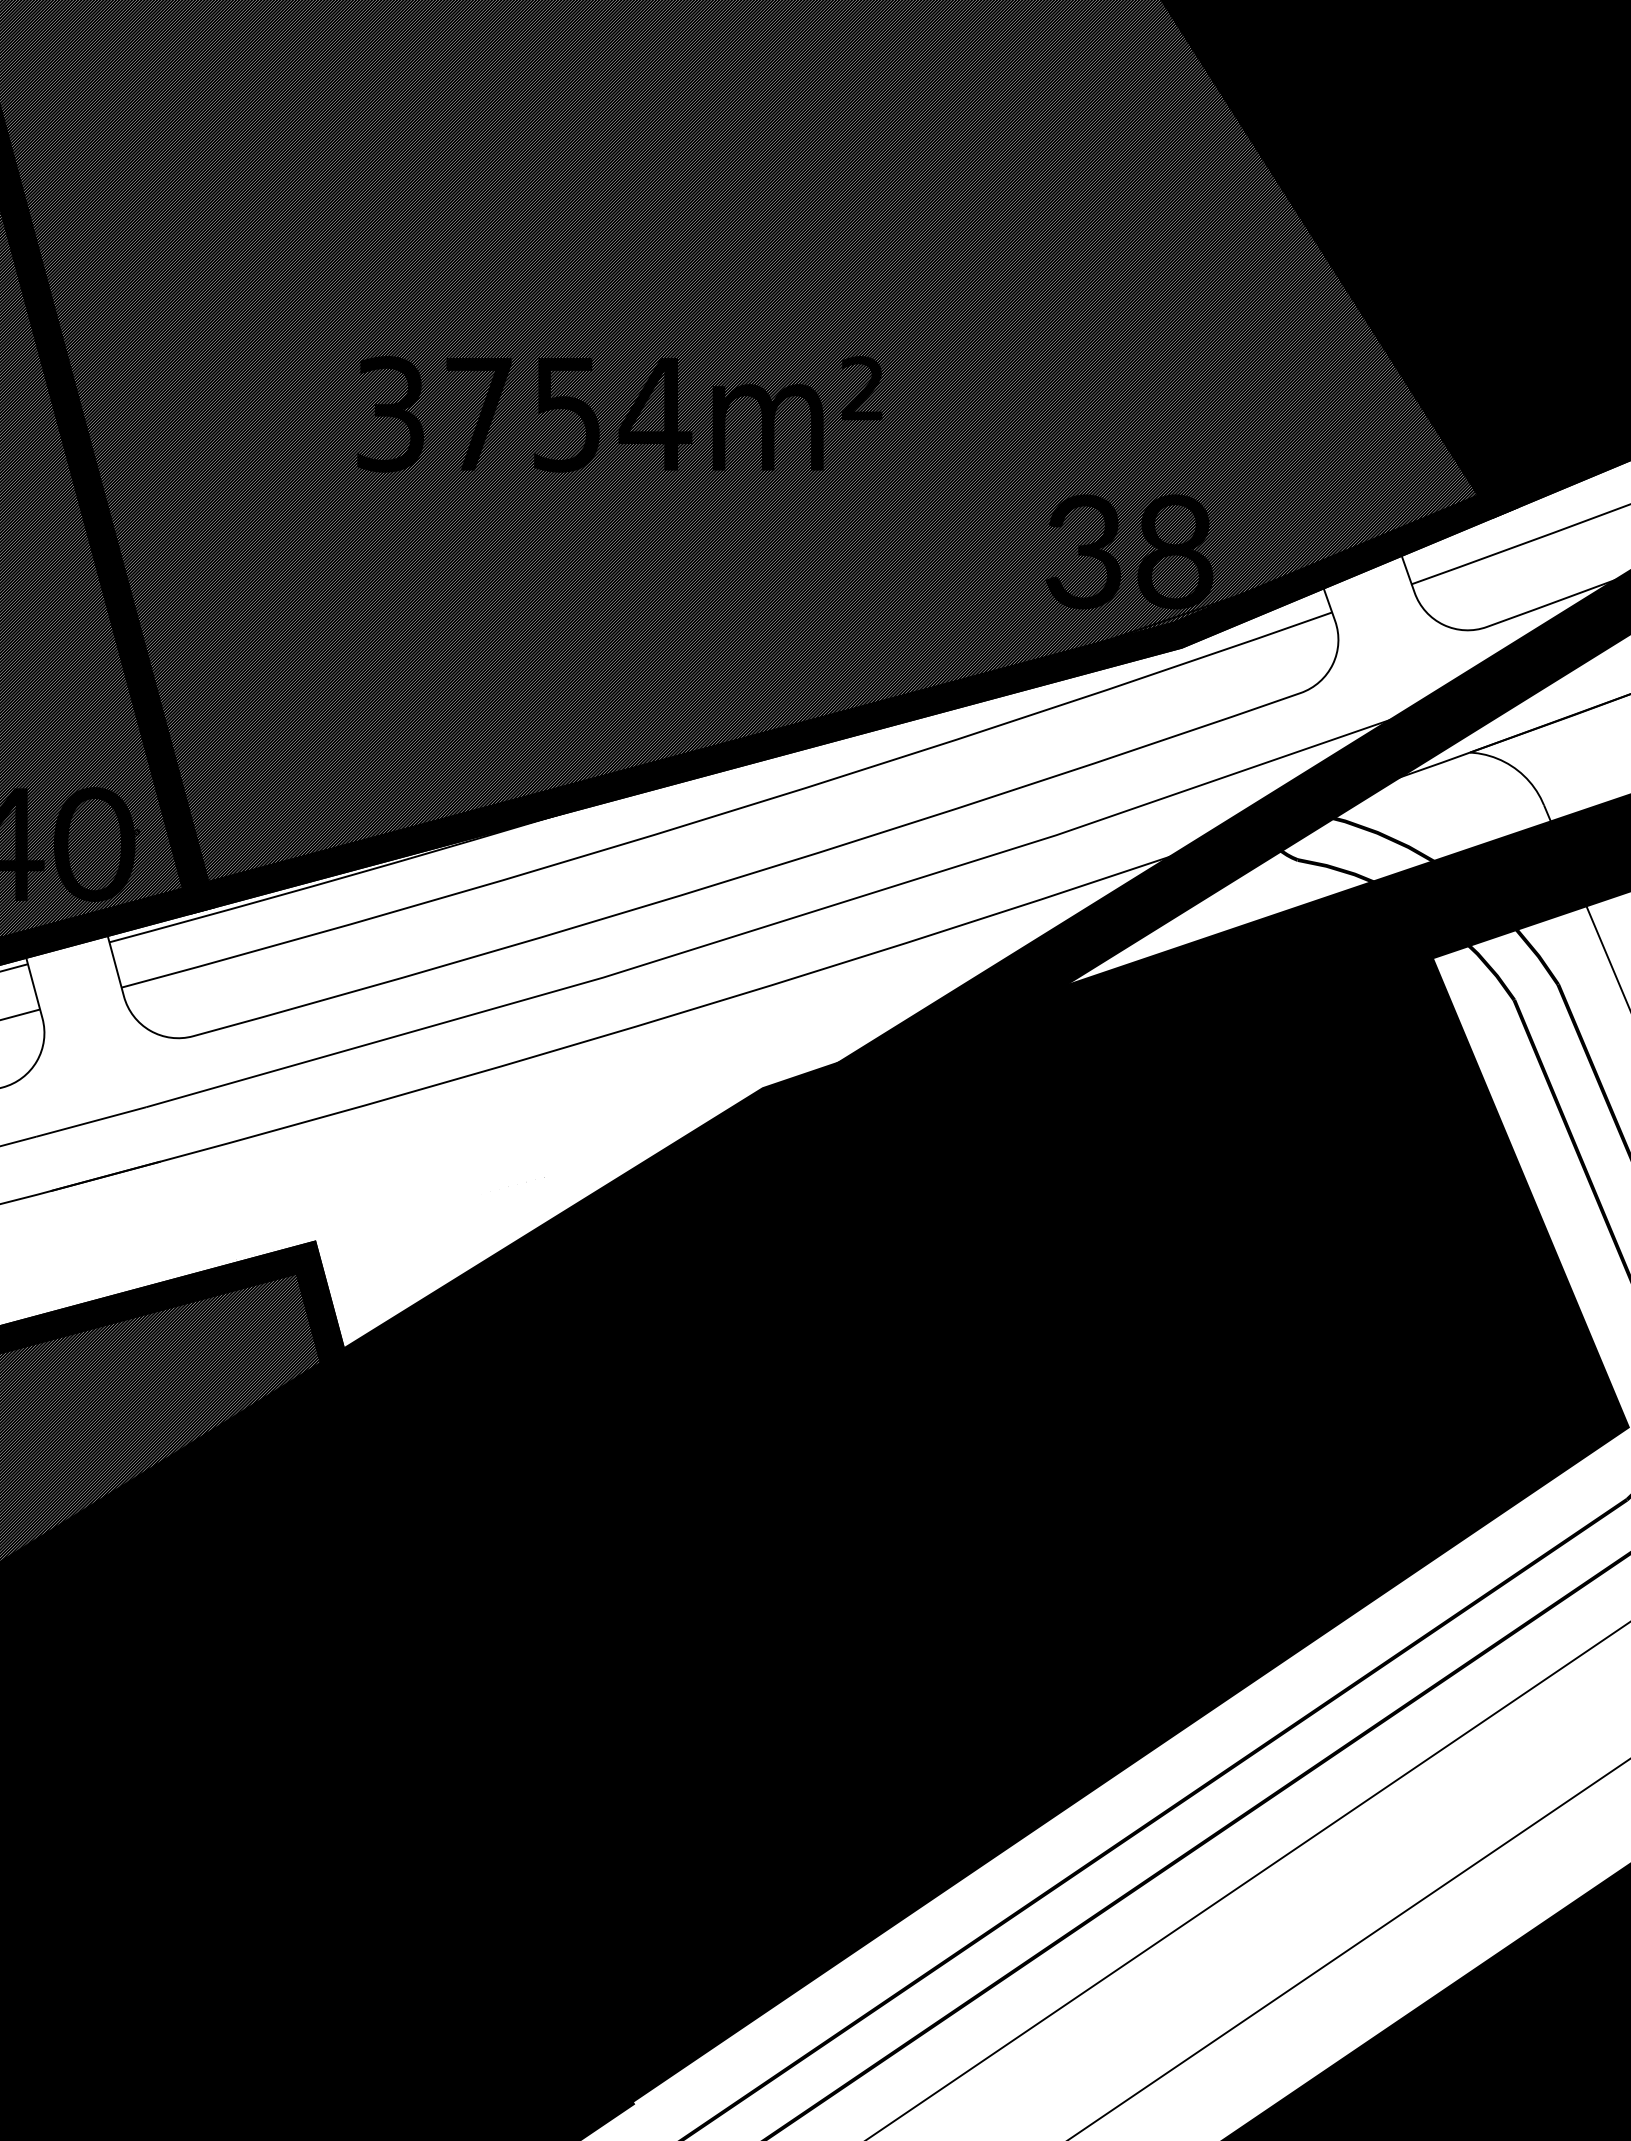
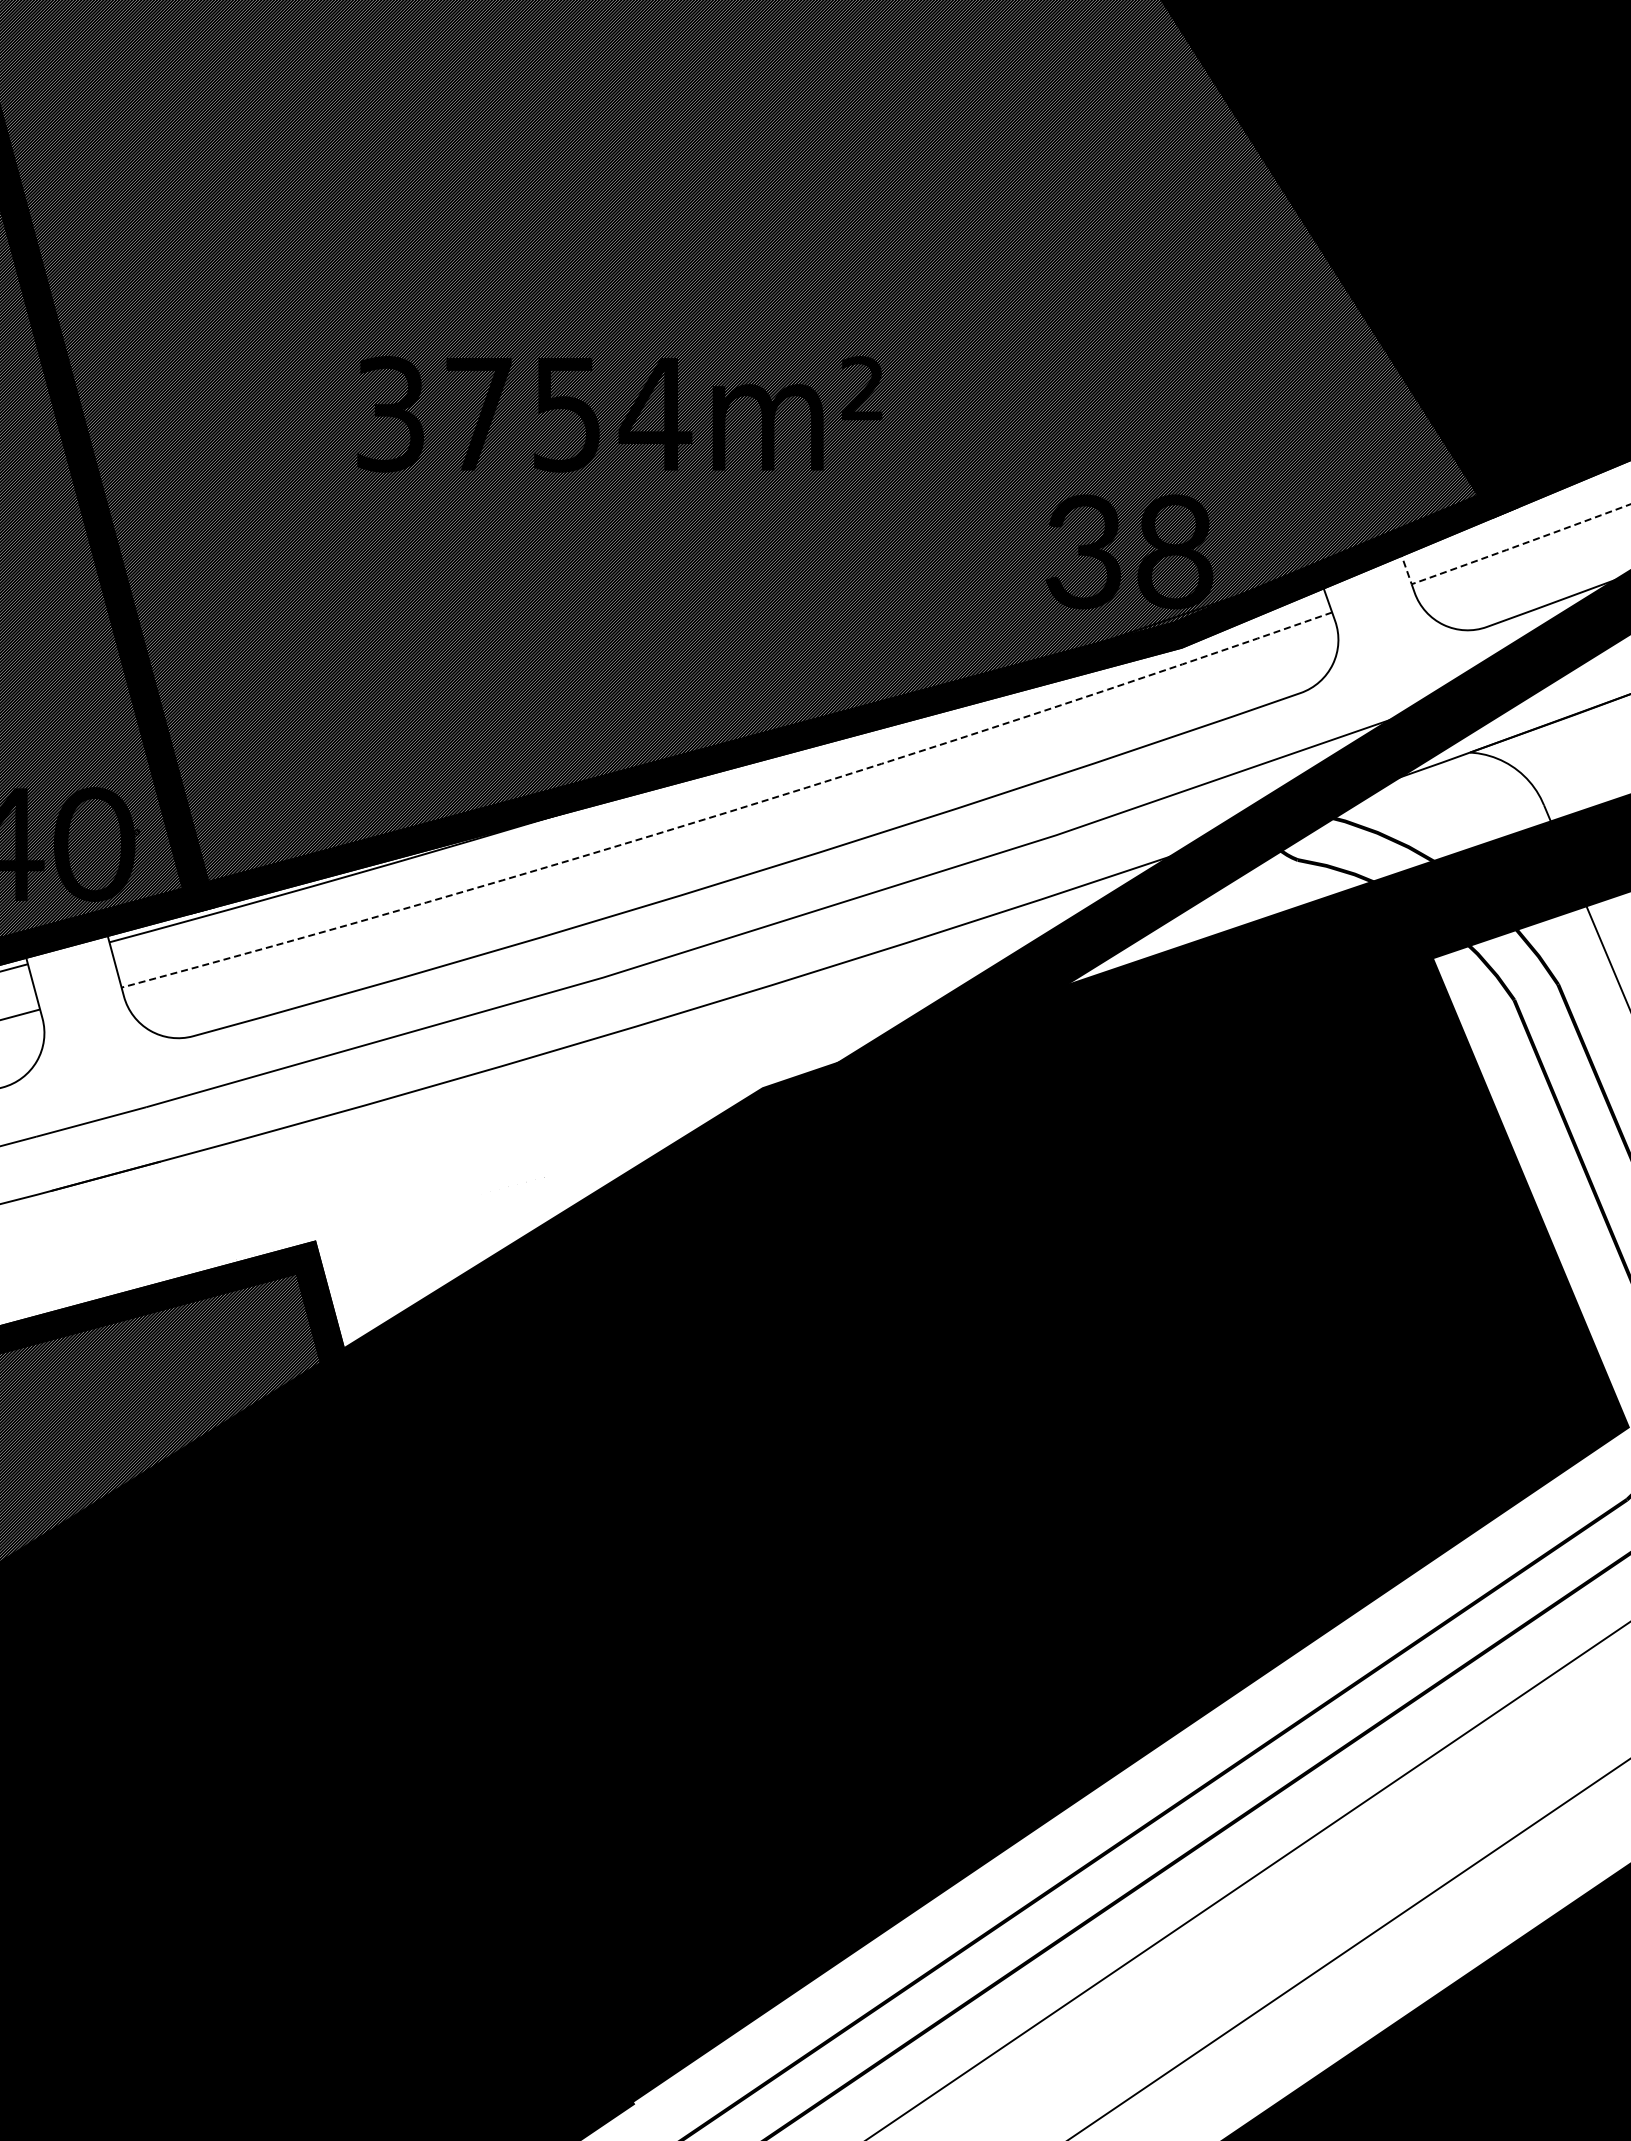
line: solid -> dashed (1500, 552)
line: solid -> dashed (730, 811)
